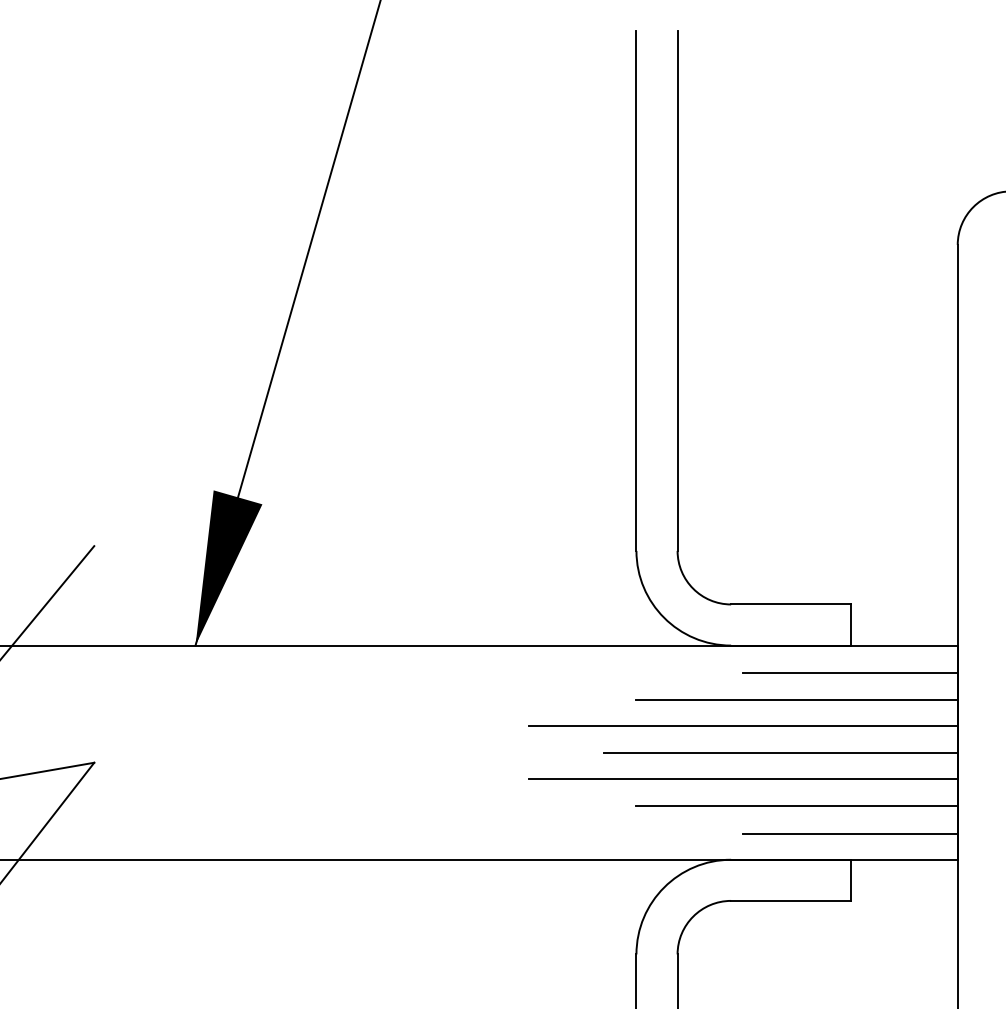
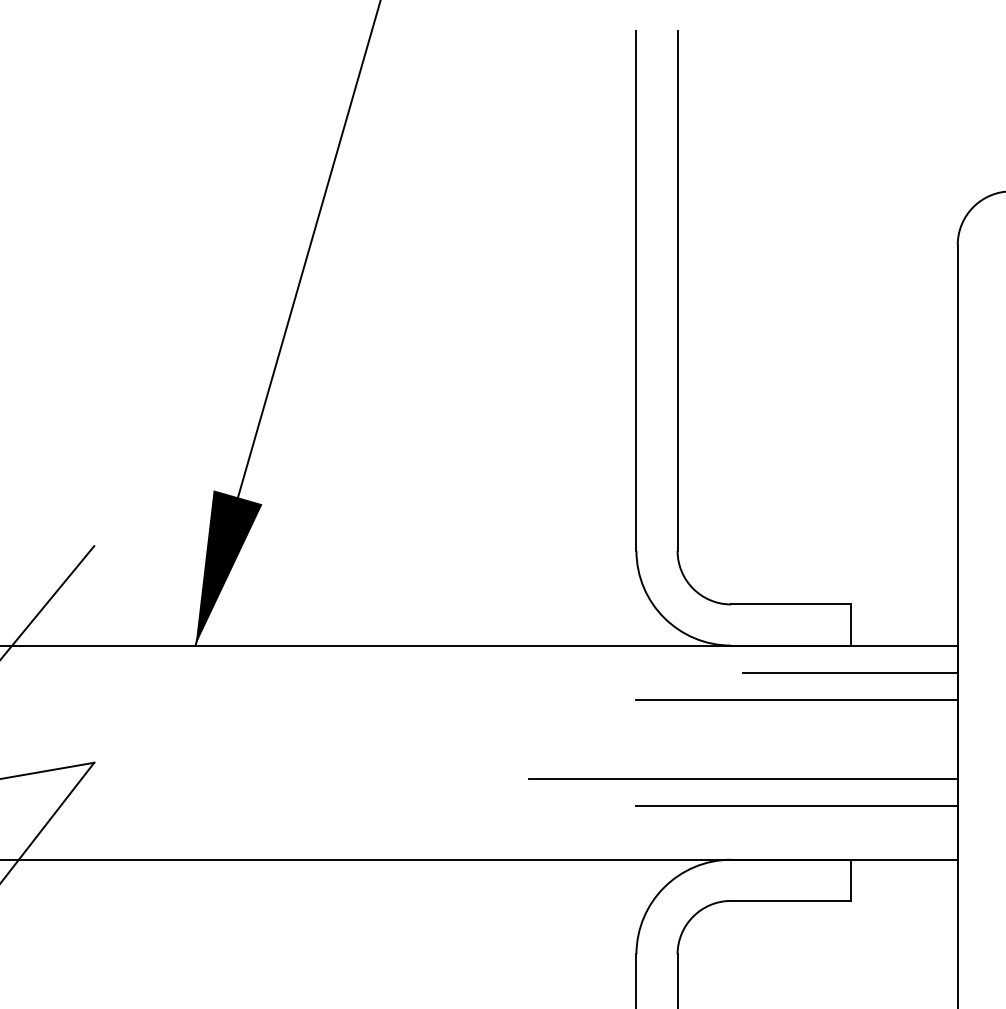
line: present -> none (742, 726)
line: present -> none (780, 752)
line: present -> none (850, 834)
